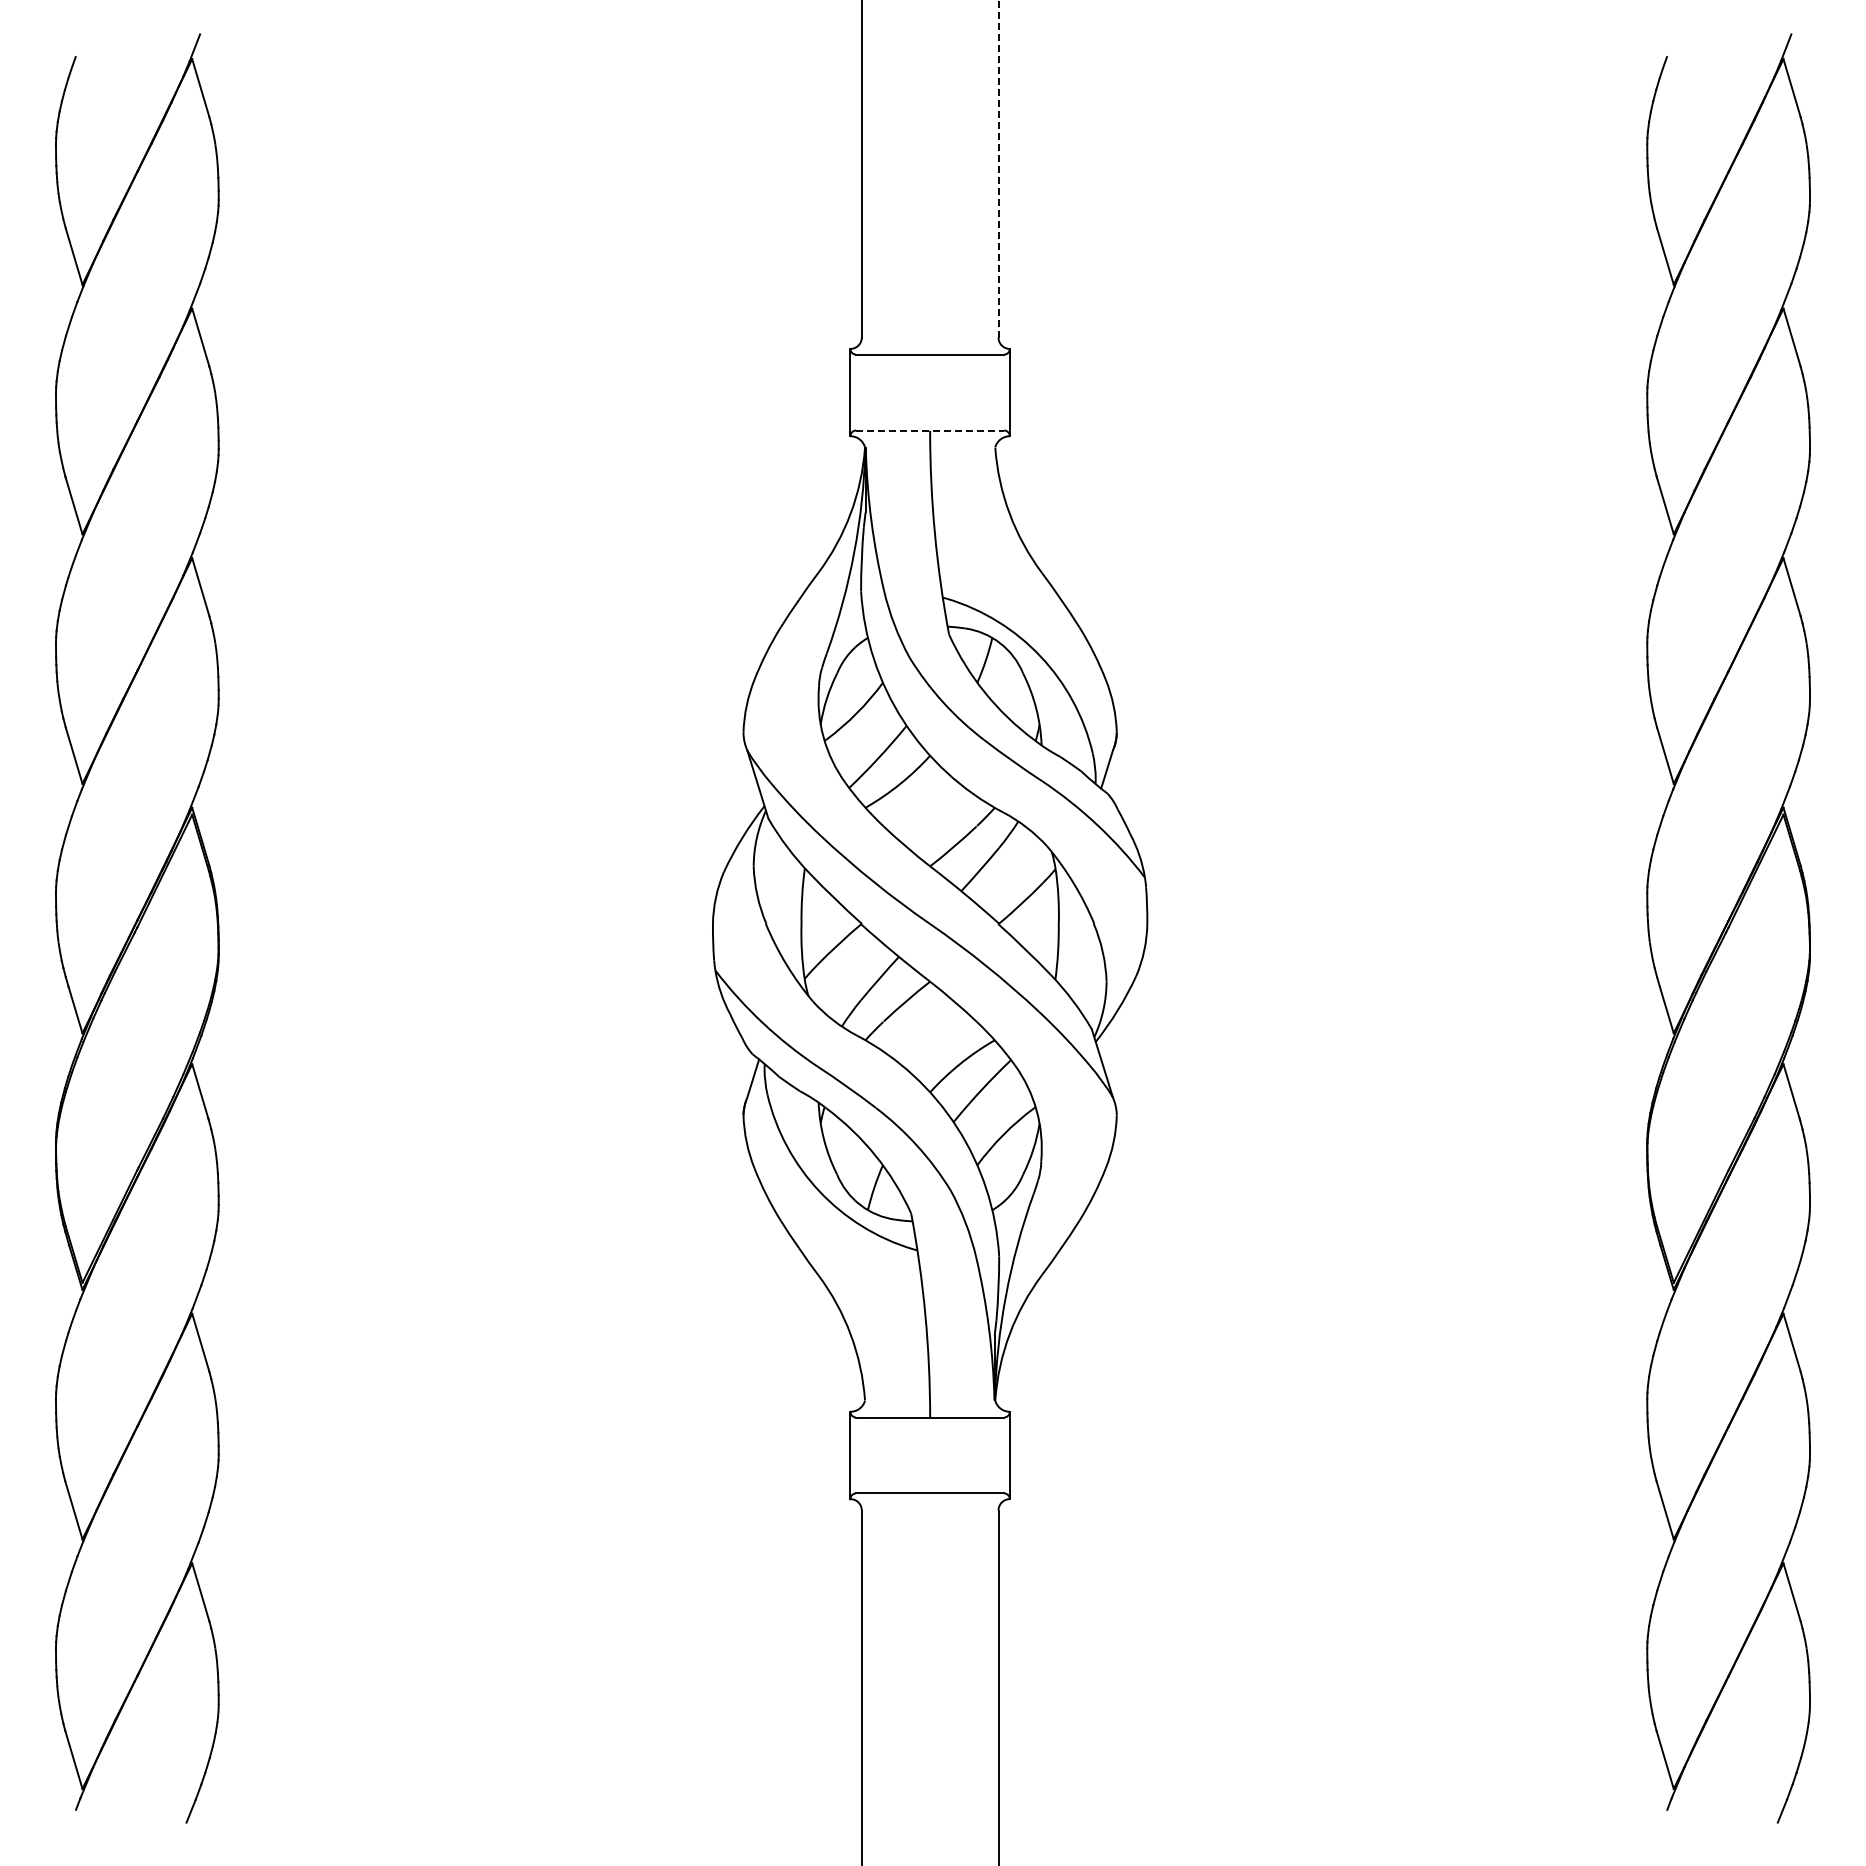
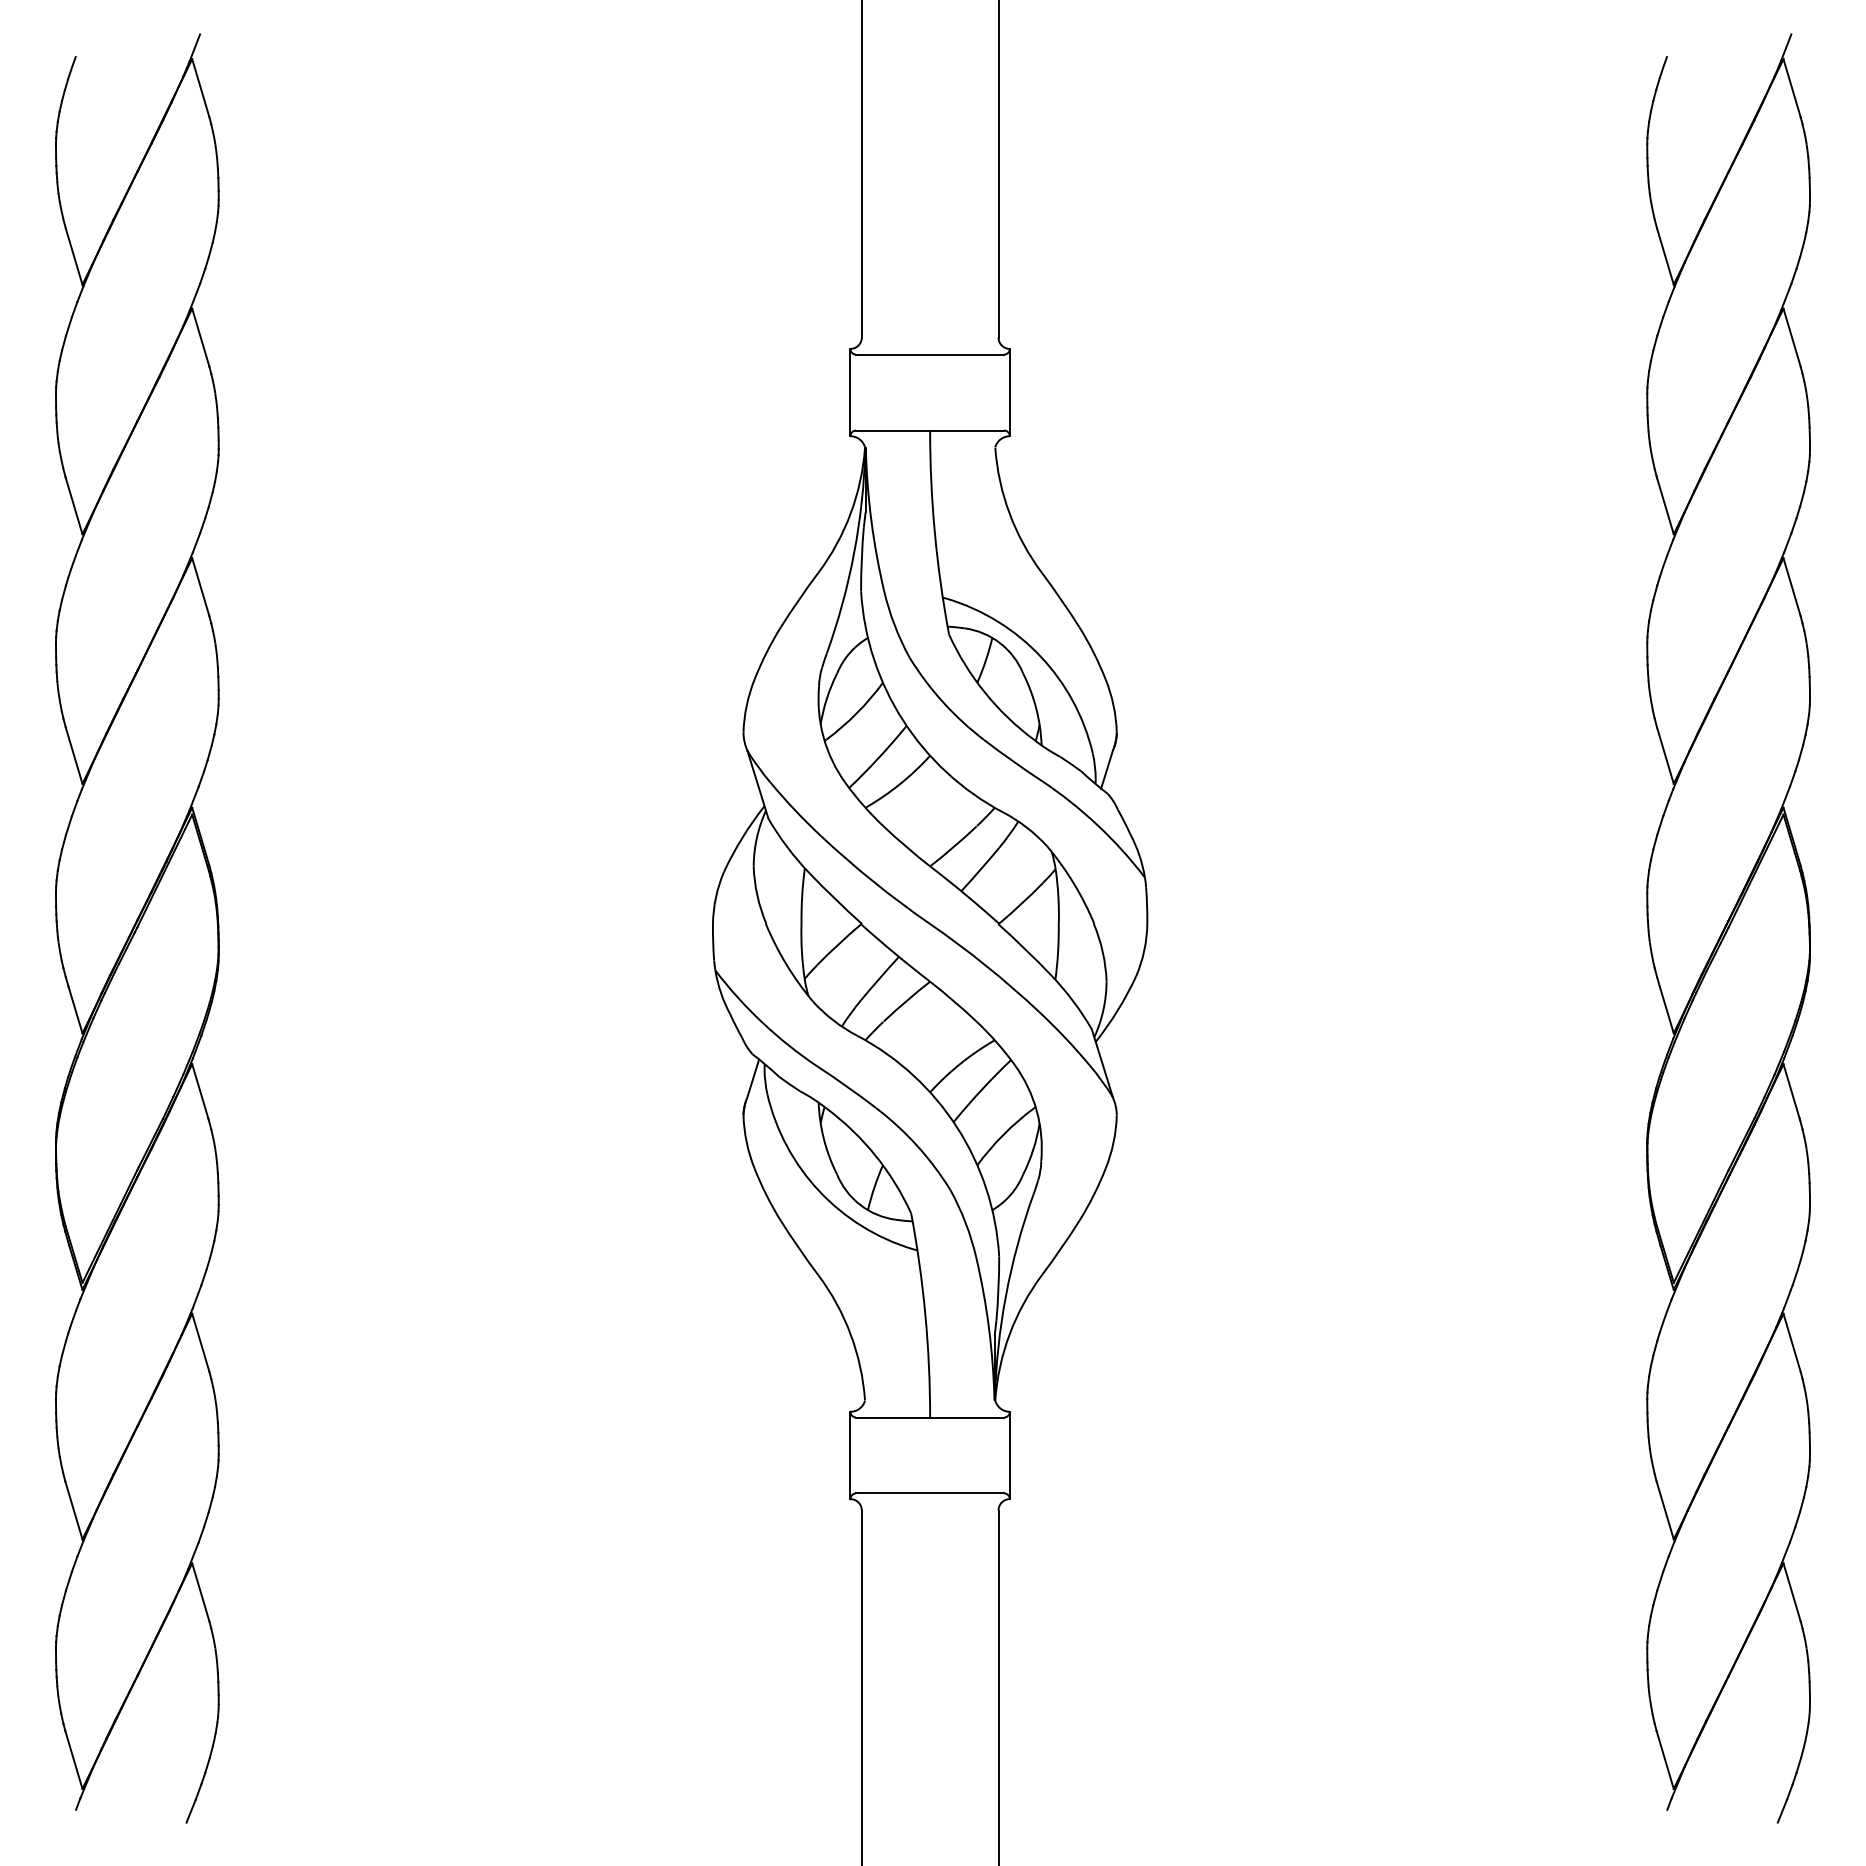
line: dashed -> solid (998, 169)
line: dashed -> solid (930, 430)
